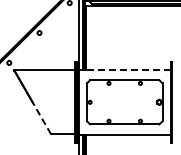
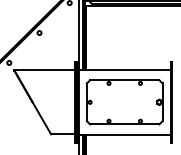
line: dashed -> solid (124, 70)
line: dashed -> solid (41, 117)
